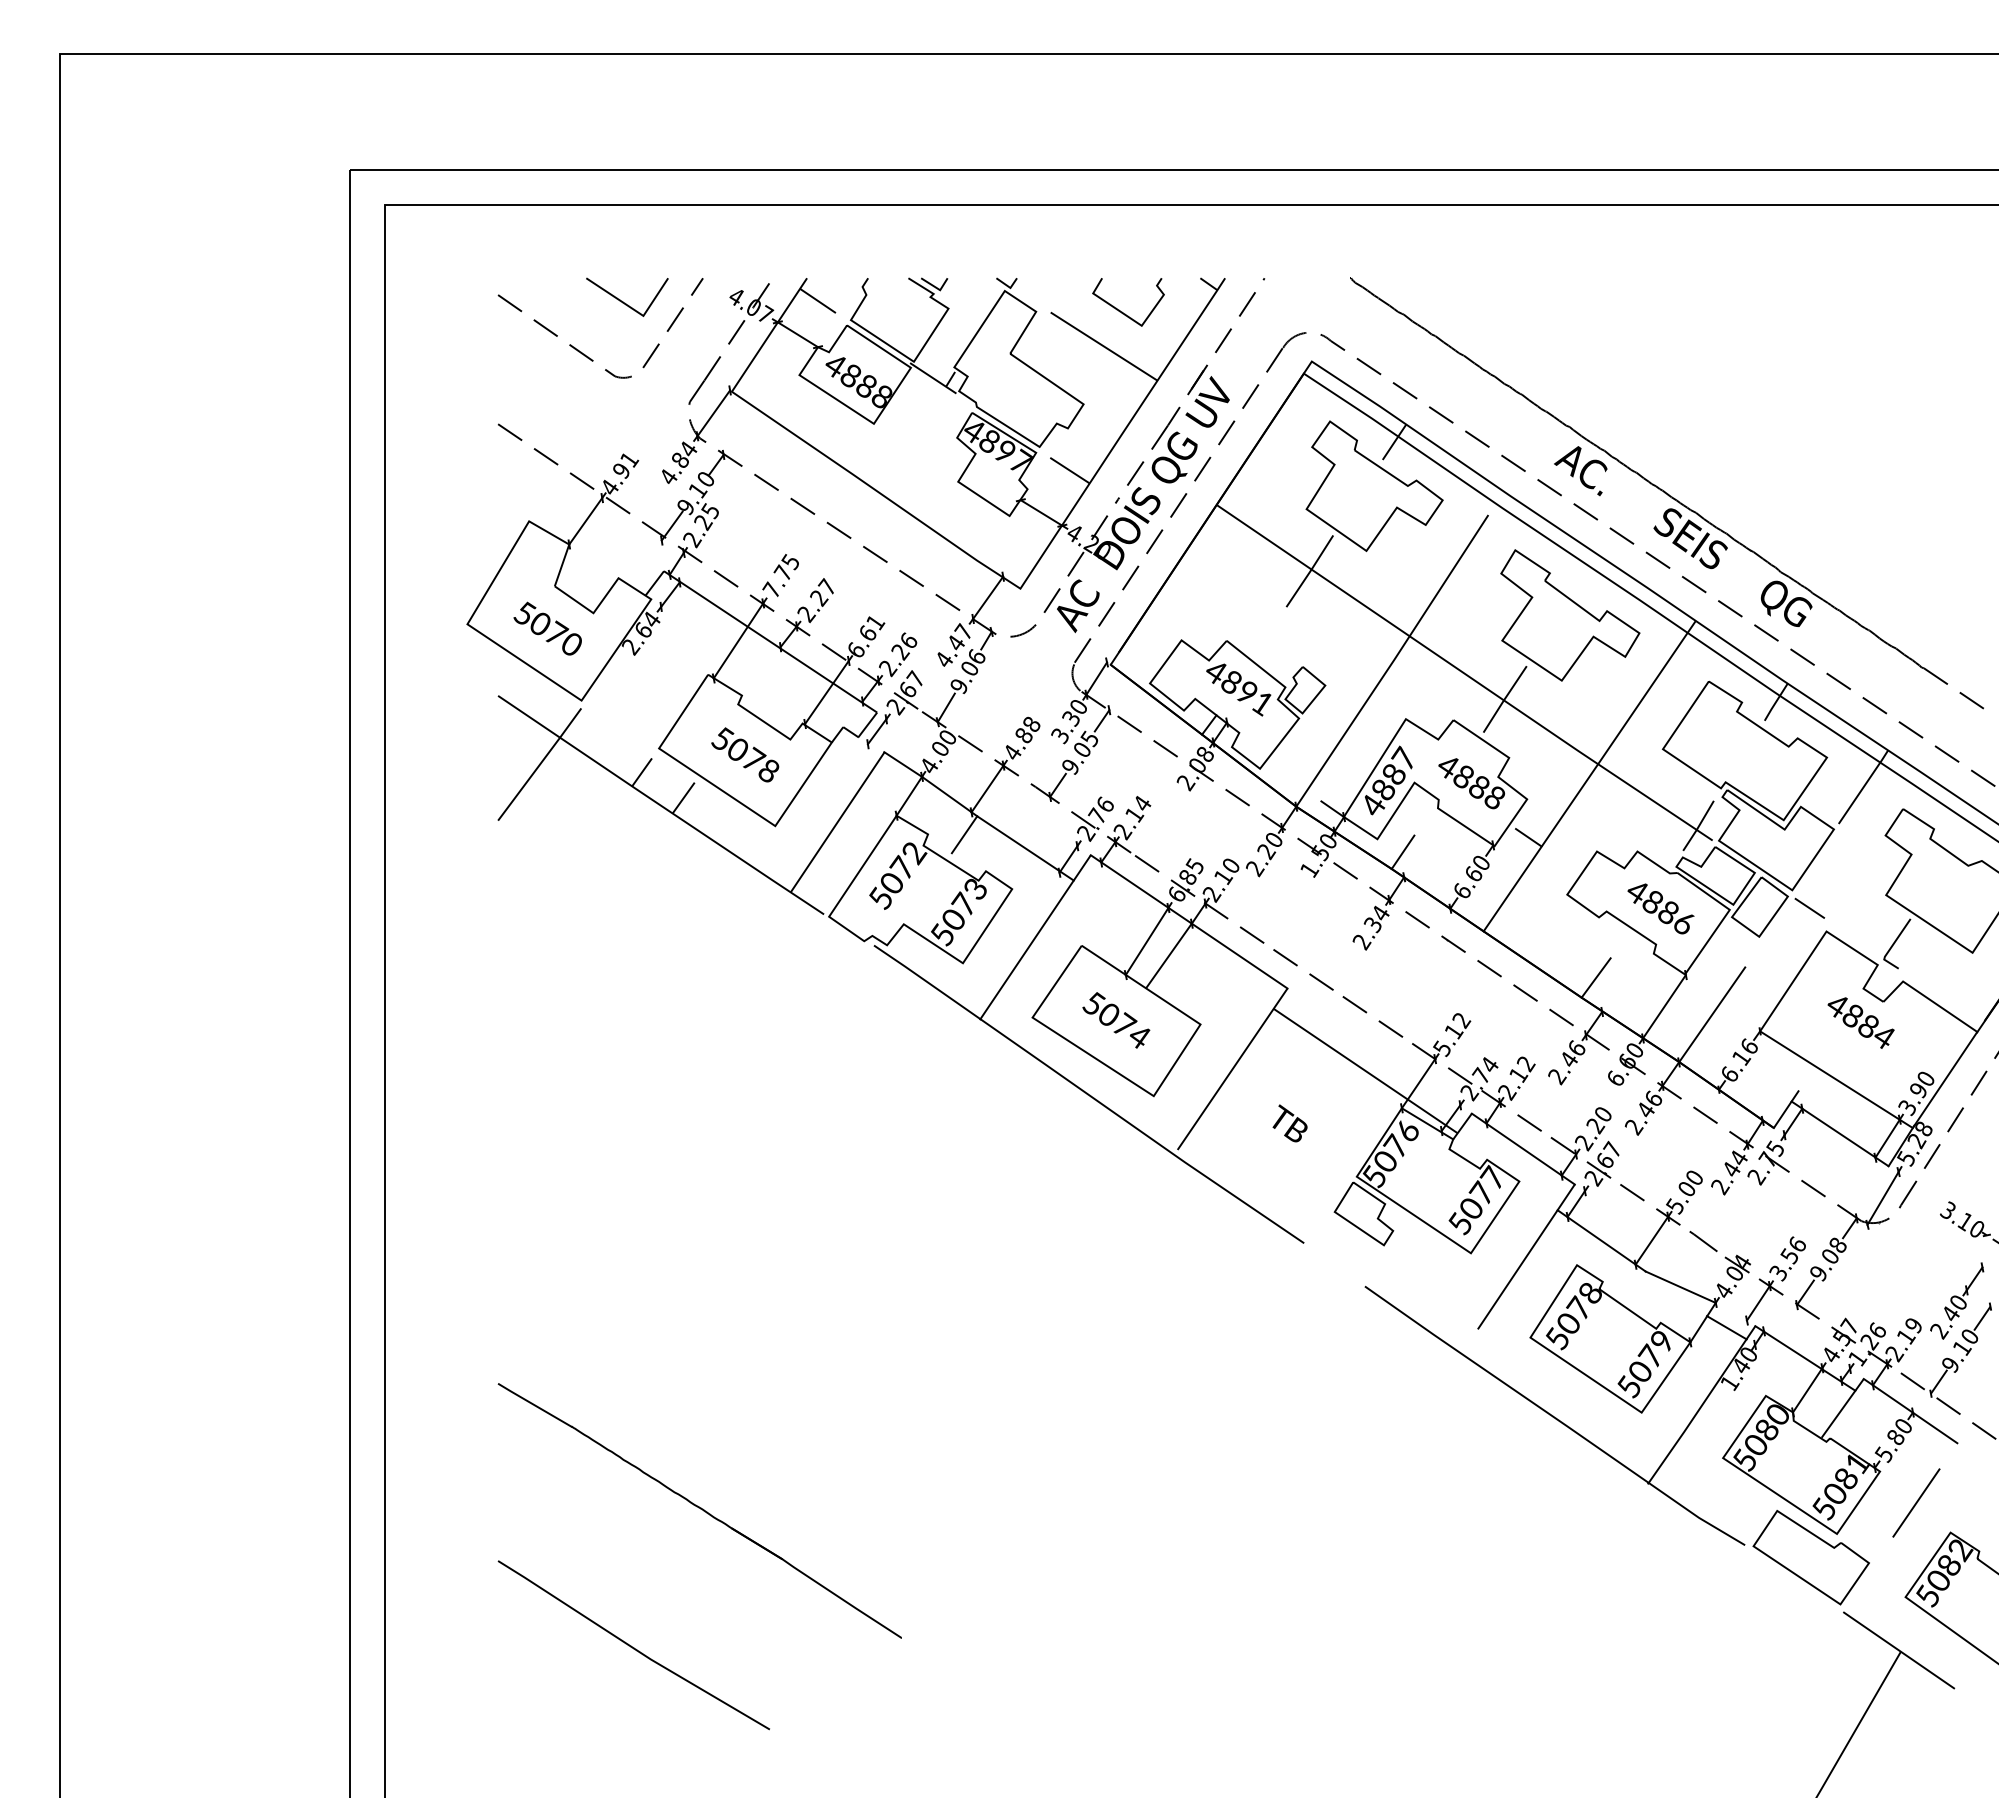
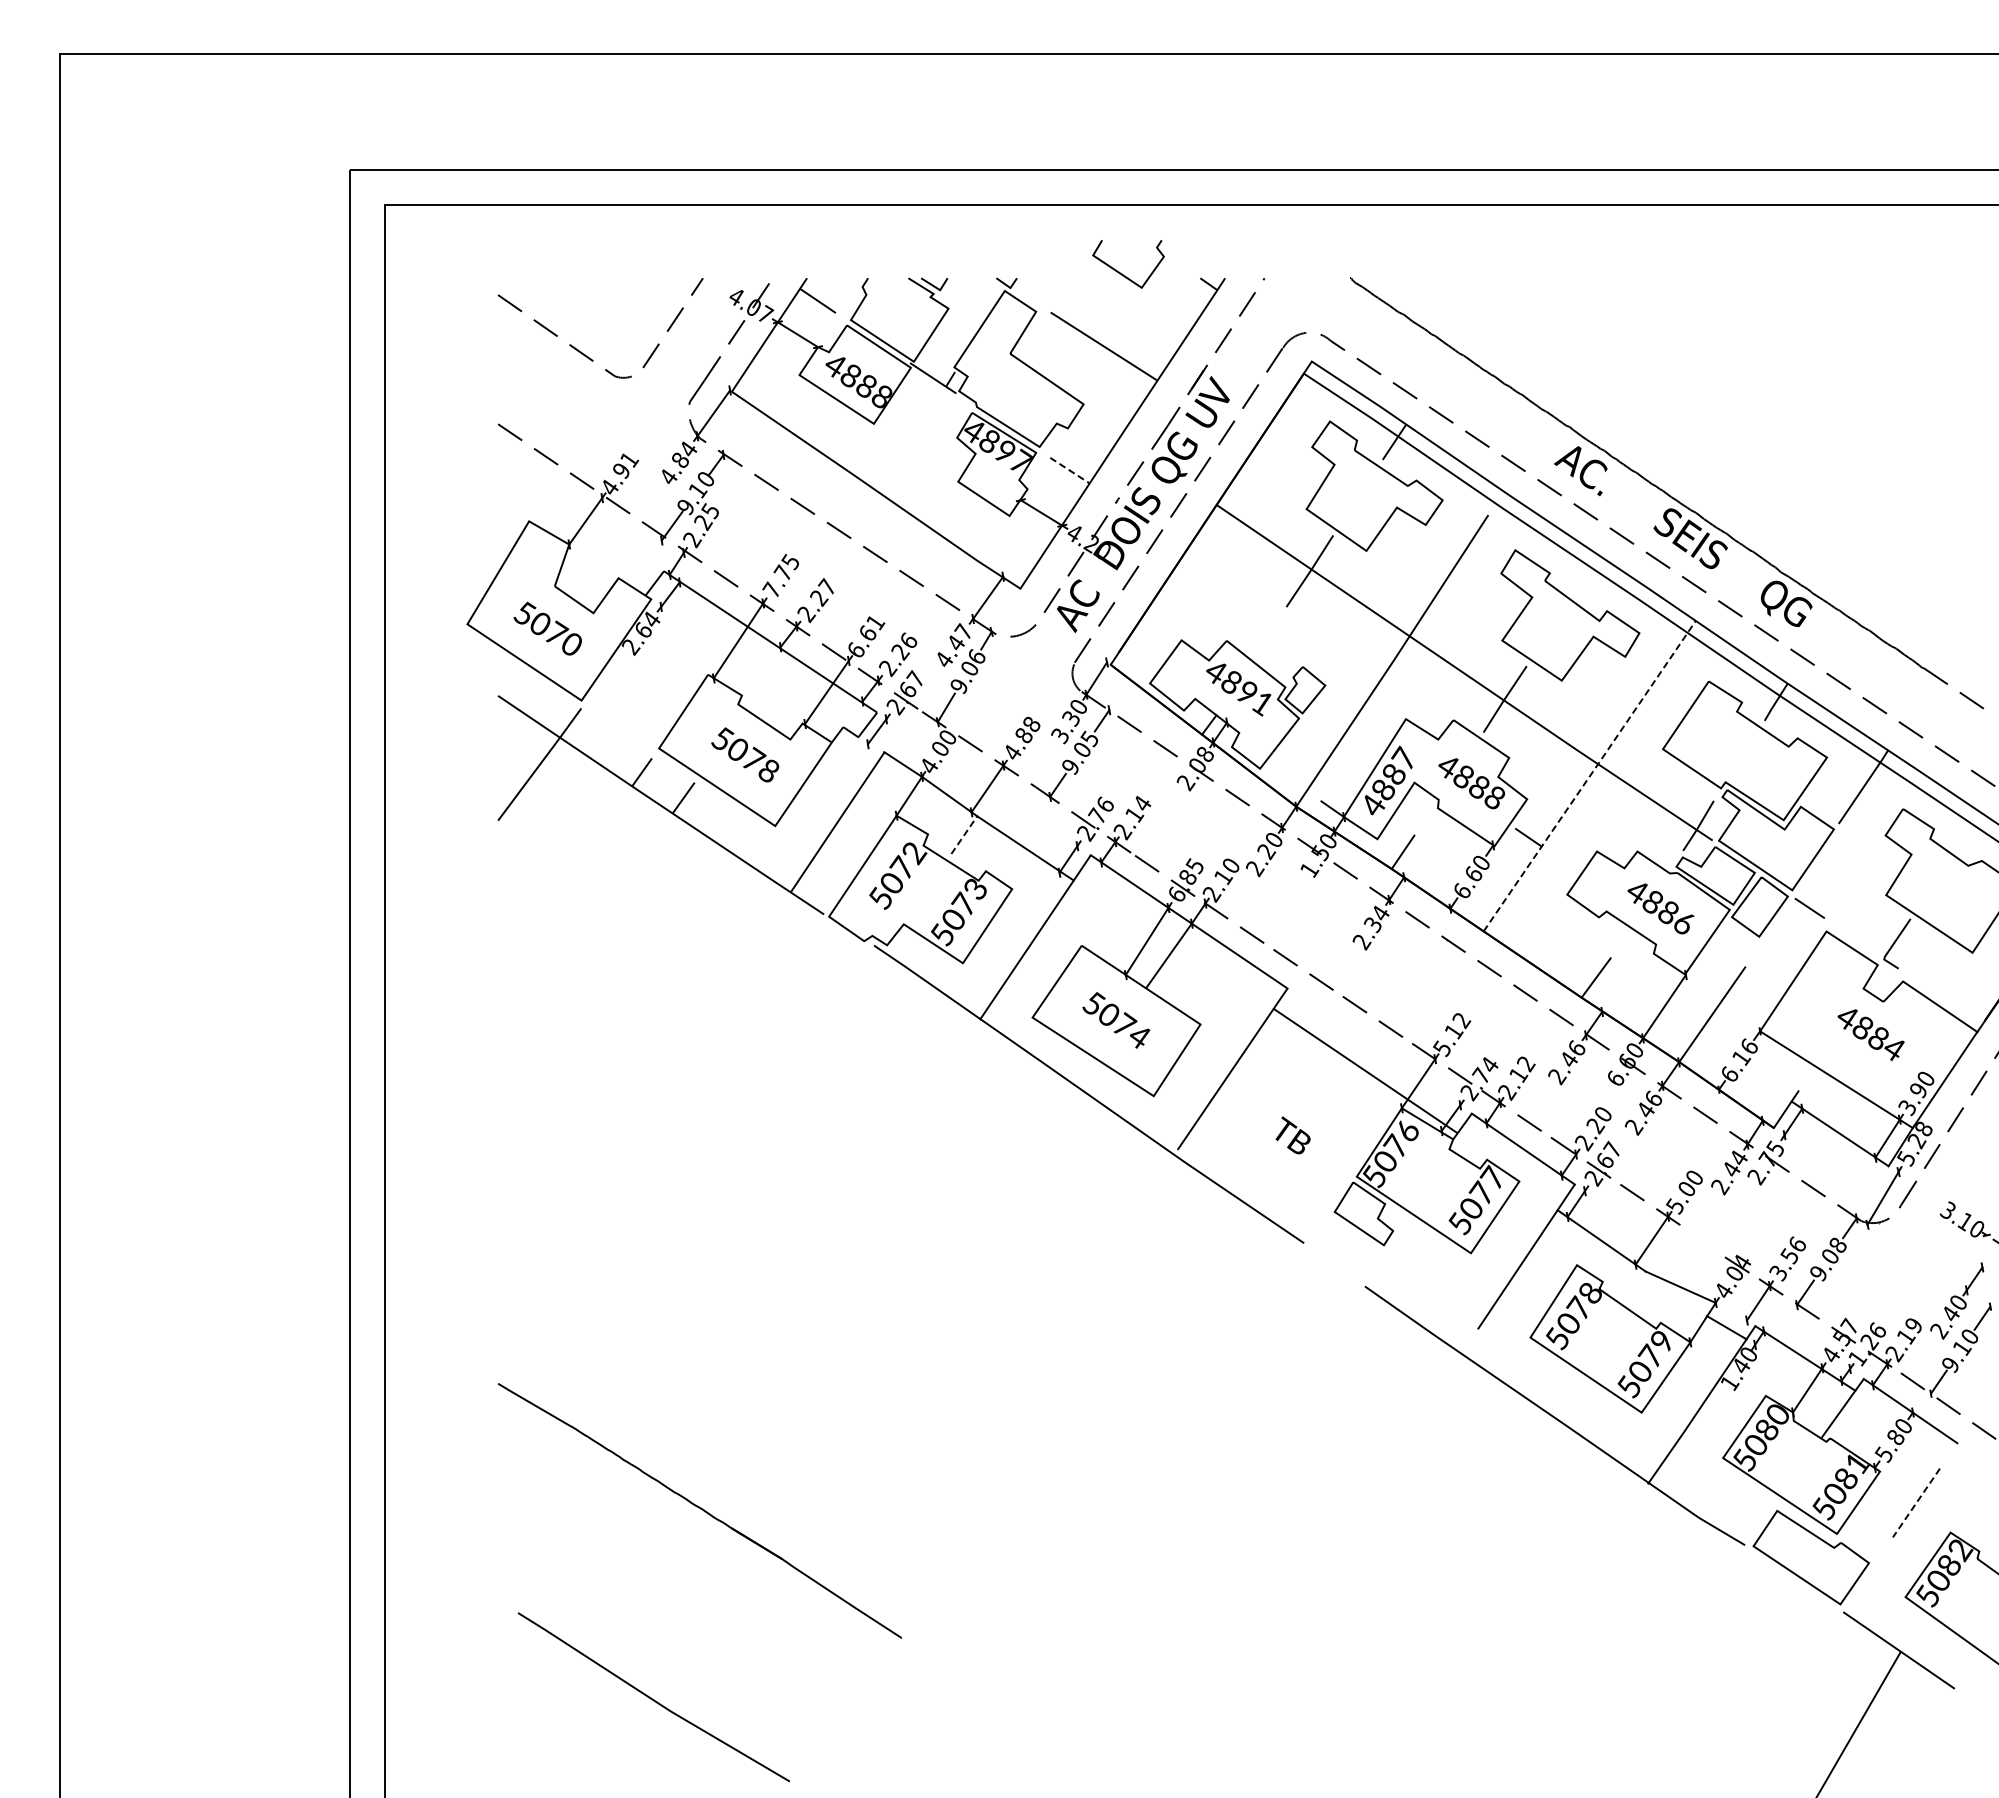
line: present -> none (623, 301)
curve position: (1122, 311) -> (1122, 273) (1122, 273)
line: solid -> dashed (1070, 470)
line: solid -> dashed (1590, 775)
line: solid -> dashed (964, 835)
text position: (1860, 1022) -> (1870, 1034) (1870, 1034)
text position: (1289, 1123) -> (1292, 1135) (1292, 1135)
line: present -> none (1703, 1241)
line: solid -> dashed (1916, 1503)
line position: (632, 1646) -> (652, 1698) (652, 1698)
